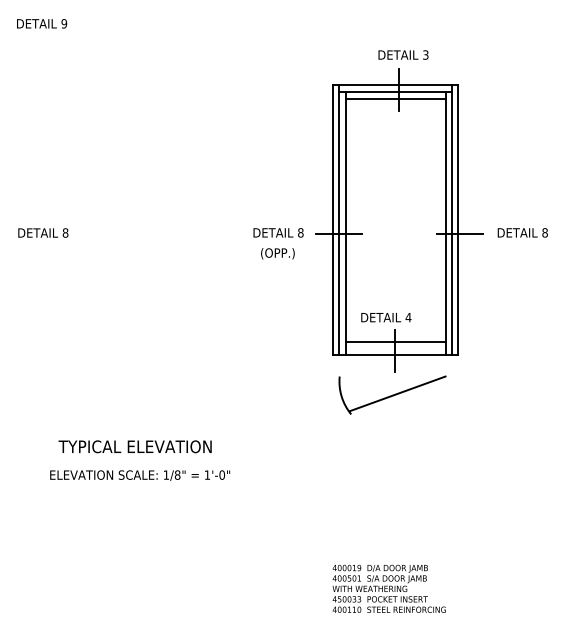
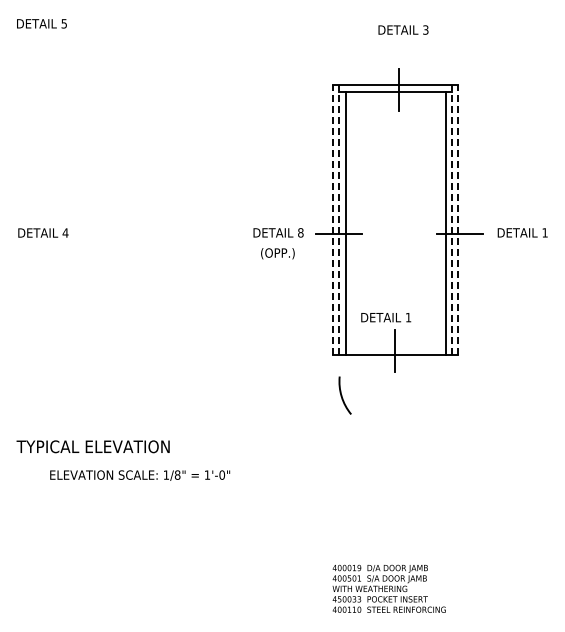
text: 9 -> 5 (64, 23)
text position: (403, 54) -> (403, 29) (403, 29)
line: present -> none (395, 98)
line: solid -> dashed (333, 219)
line: solid -> dashed (339, 219)
line: solid -> dashed (452, 219)
line: solid -> dashed (458, 219)
text: 8 -> 4 (65, 232)
text: 8 -> 1 (544, 232)
text: 4 -> 1 (408, 317)
line: present -> none (395, 342)
line: present -> none (397, 393)
text position: (134, 446) -> (92, 446) (92, 446)
